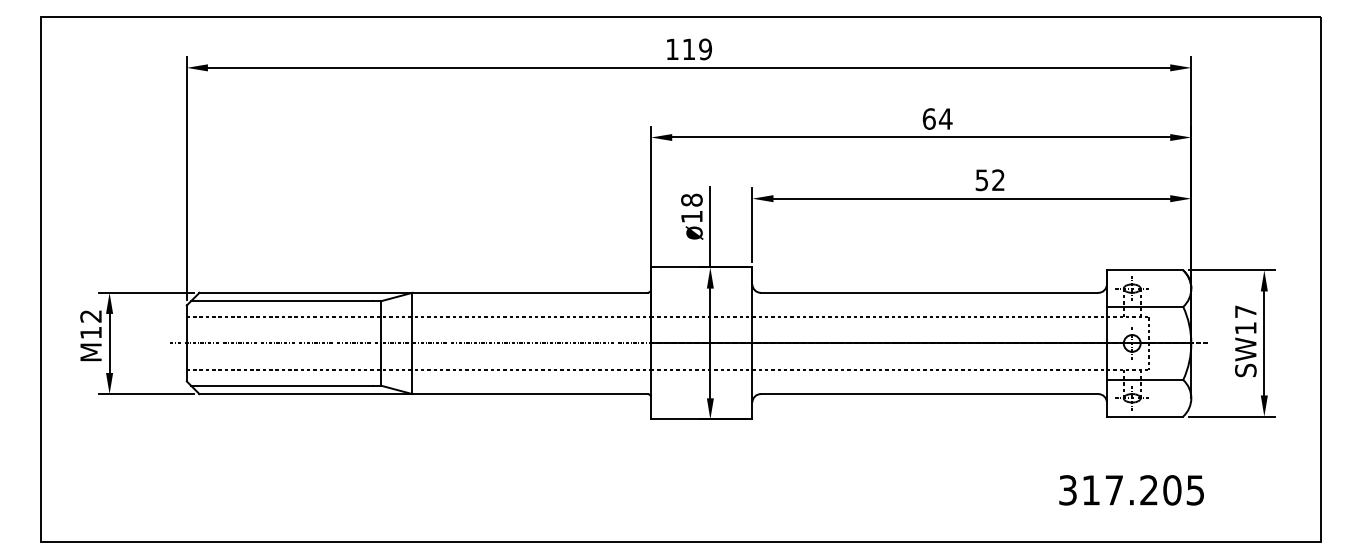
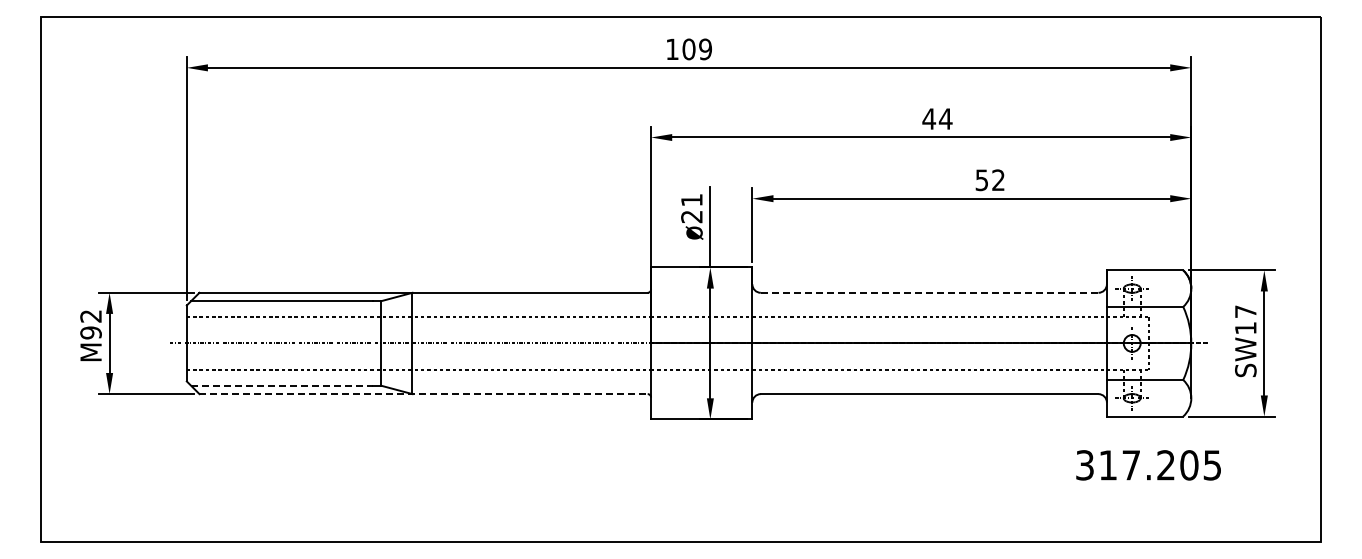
text: 119 -> 109 (688, 49)
text: 64 -> 44 (929, 118)
text: ø18 -> ø21 (691, 208)
line: solid -> dashed (929, 292)
text: M12 -> M92 (90, 332)
line: solid -> dashed (281, 385)
line: solid -> dashed (424, 394)
text position: (1131, 490) -> (1148, 465) (1148, 465)
